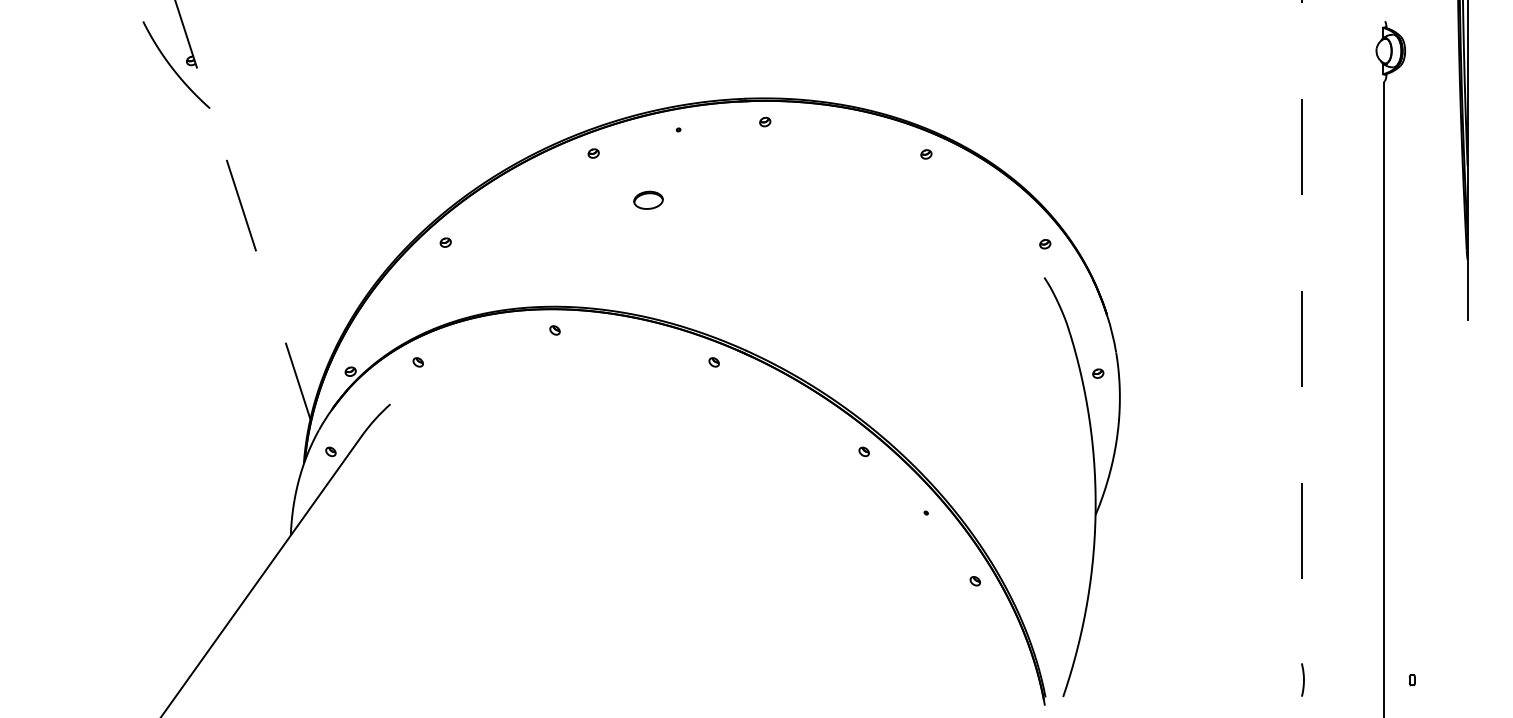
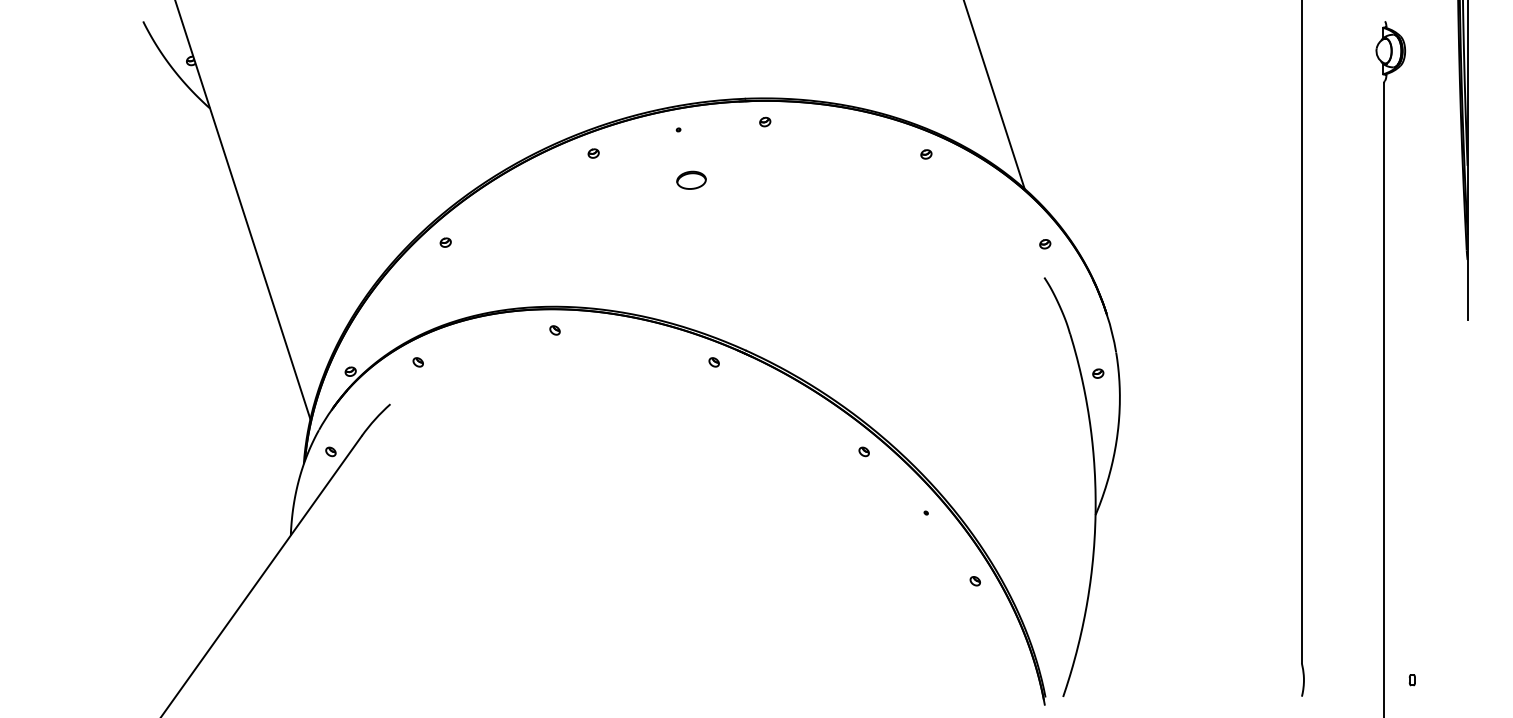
line: none -> present (994, 95)
part position: (648, 199) -> (691, 179) (691, 179)
line: dashed -> solid (242, 210)
line: dashed -> solid (1301, 332)
